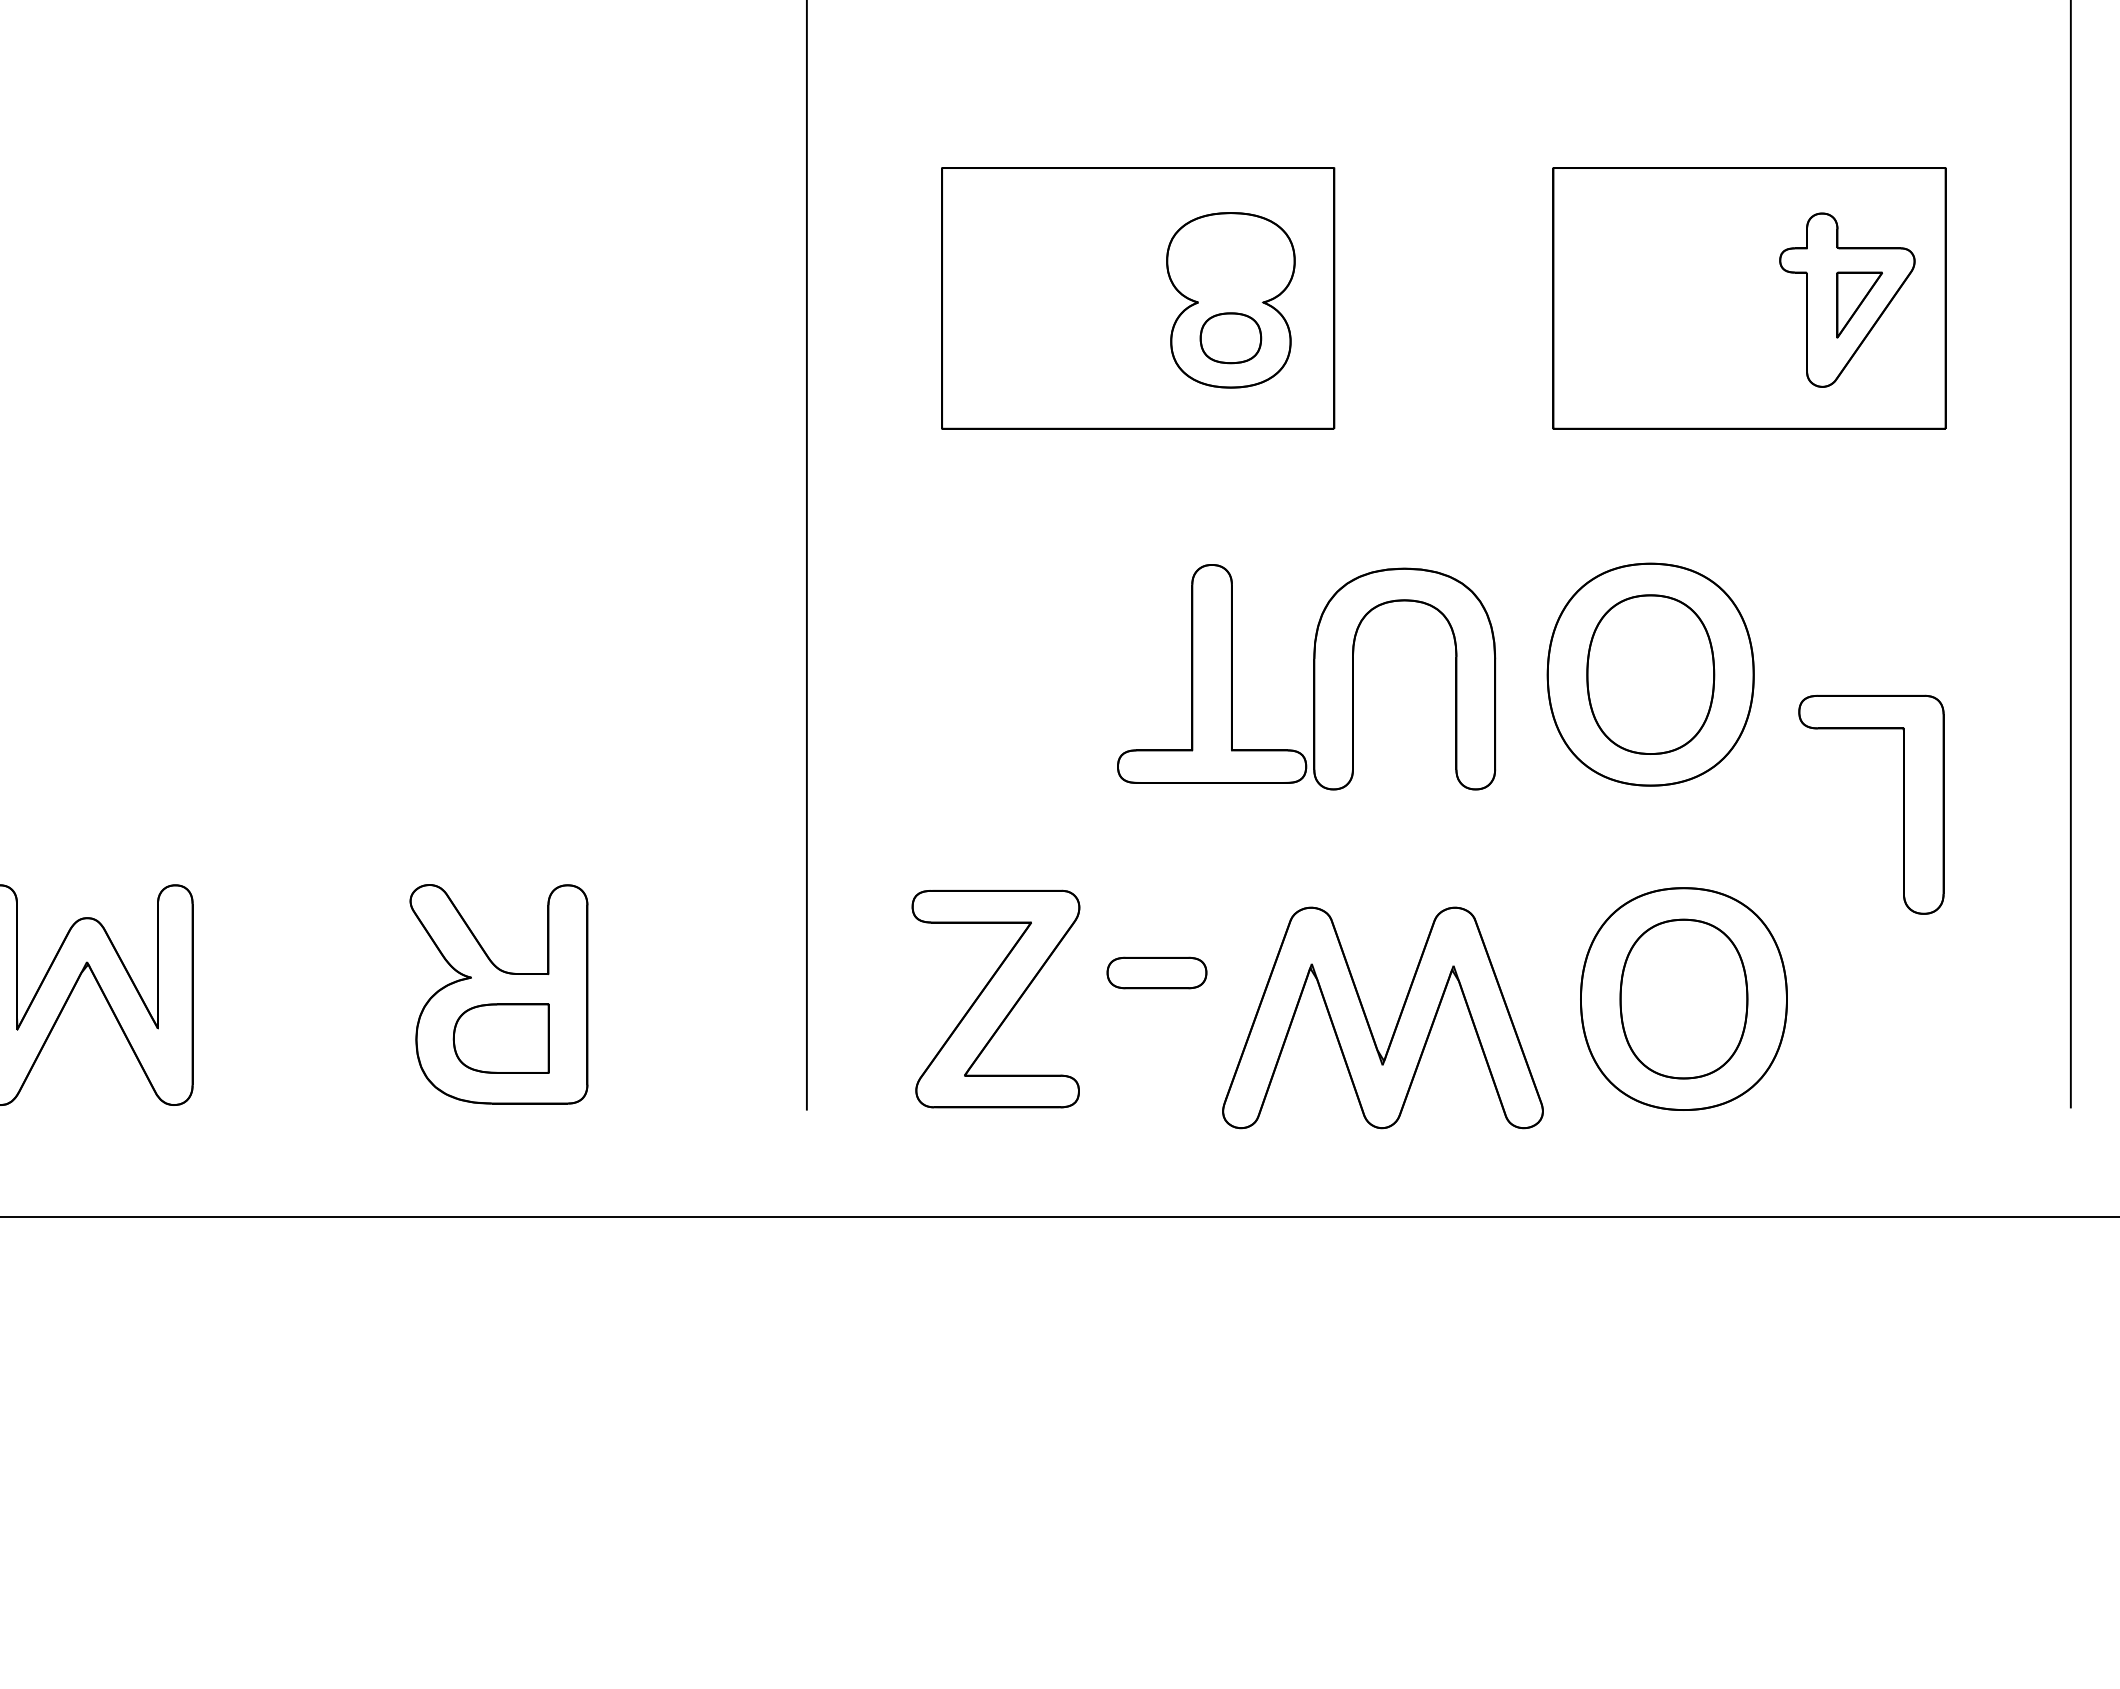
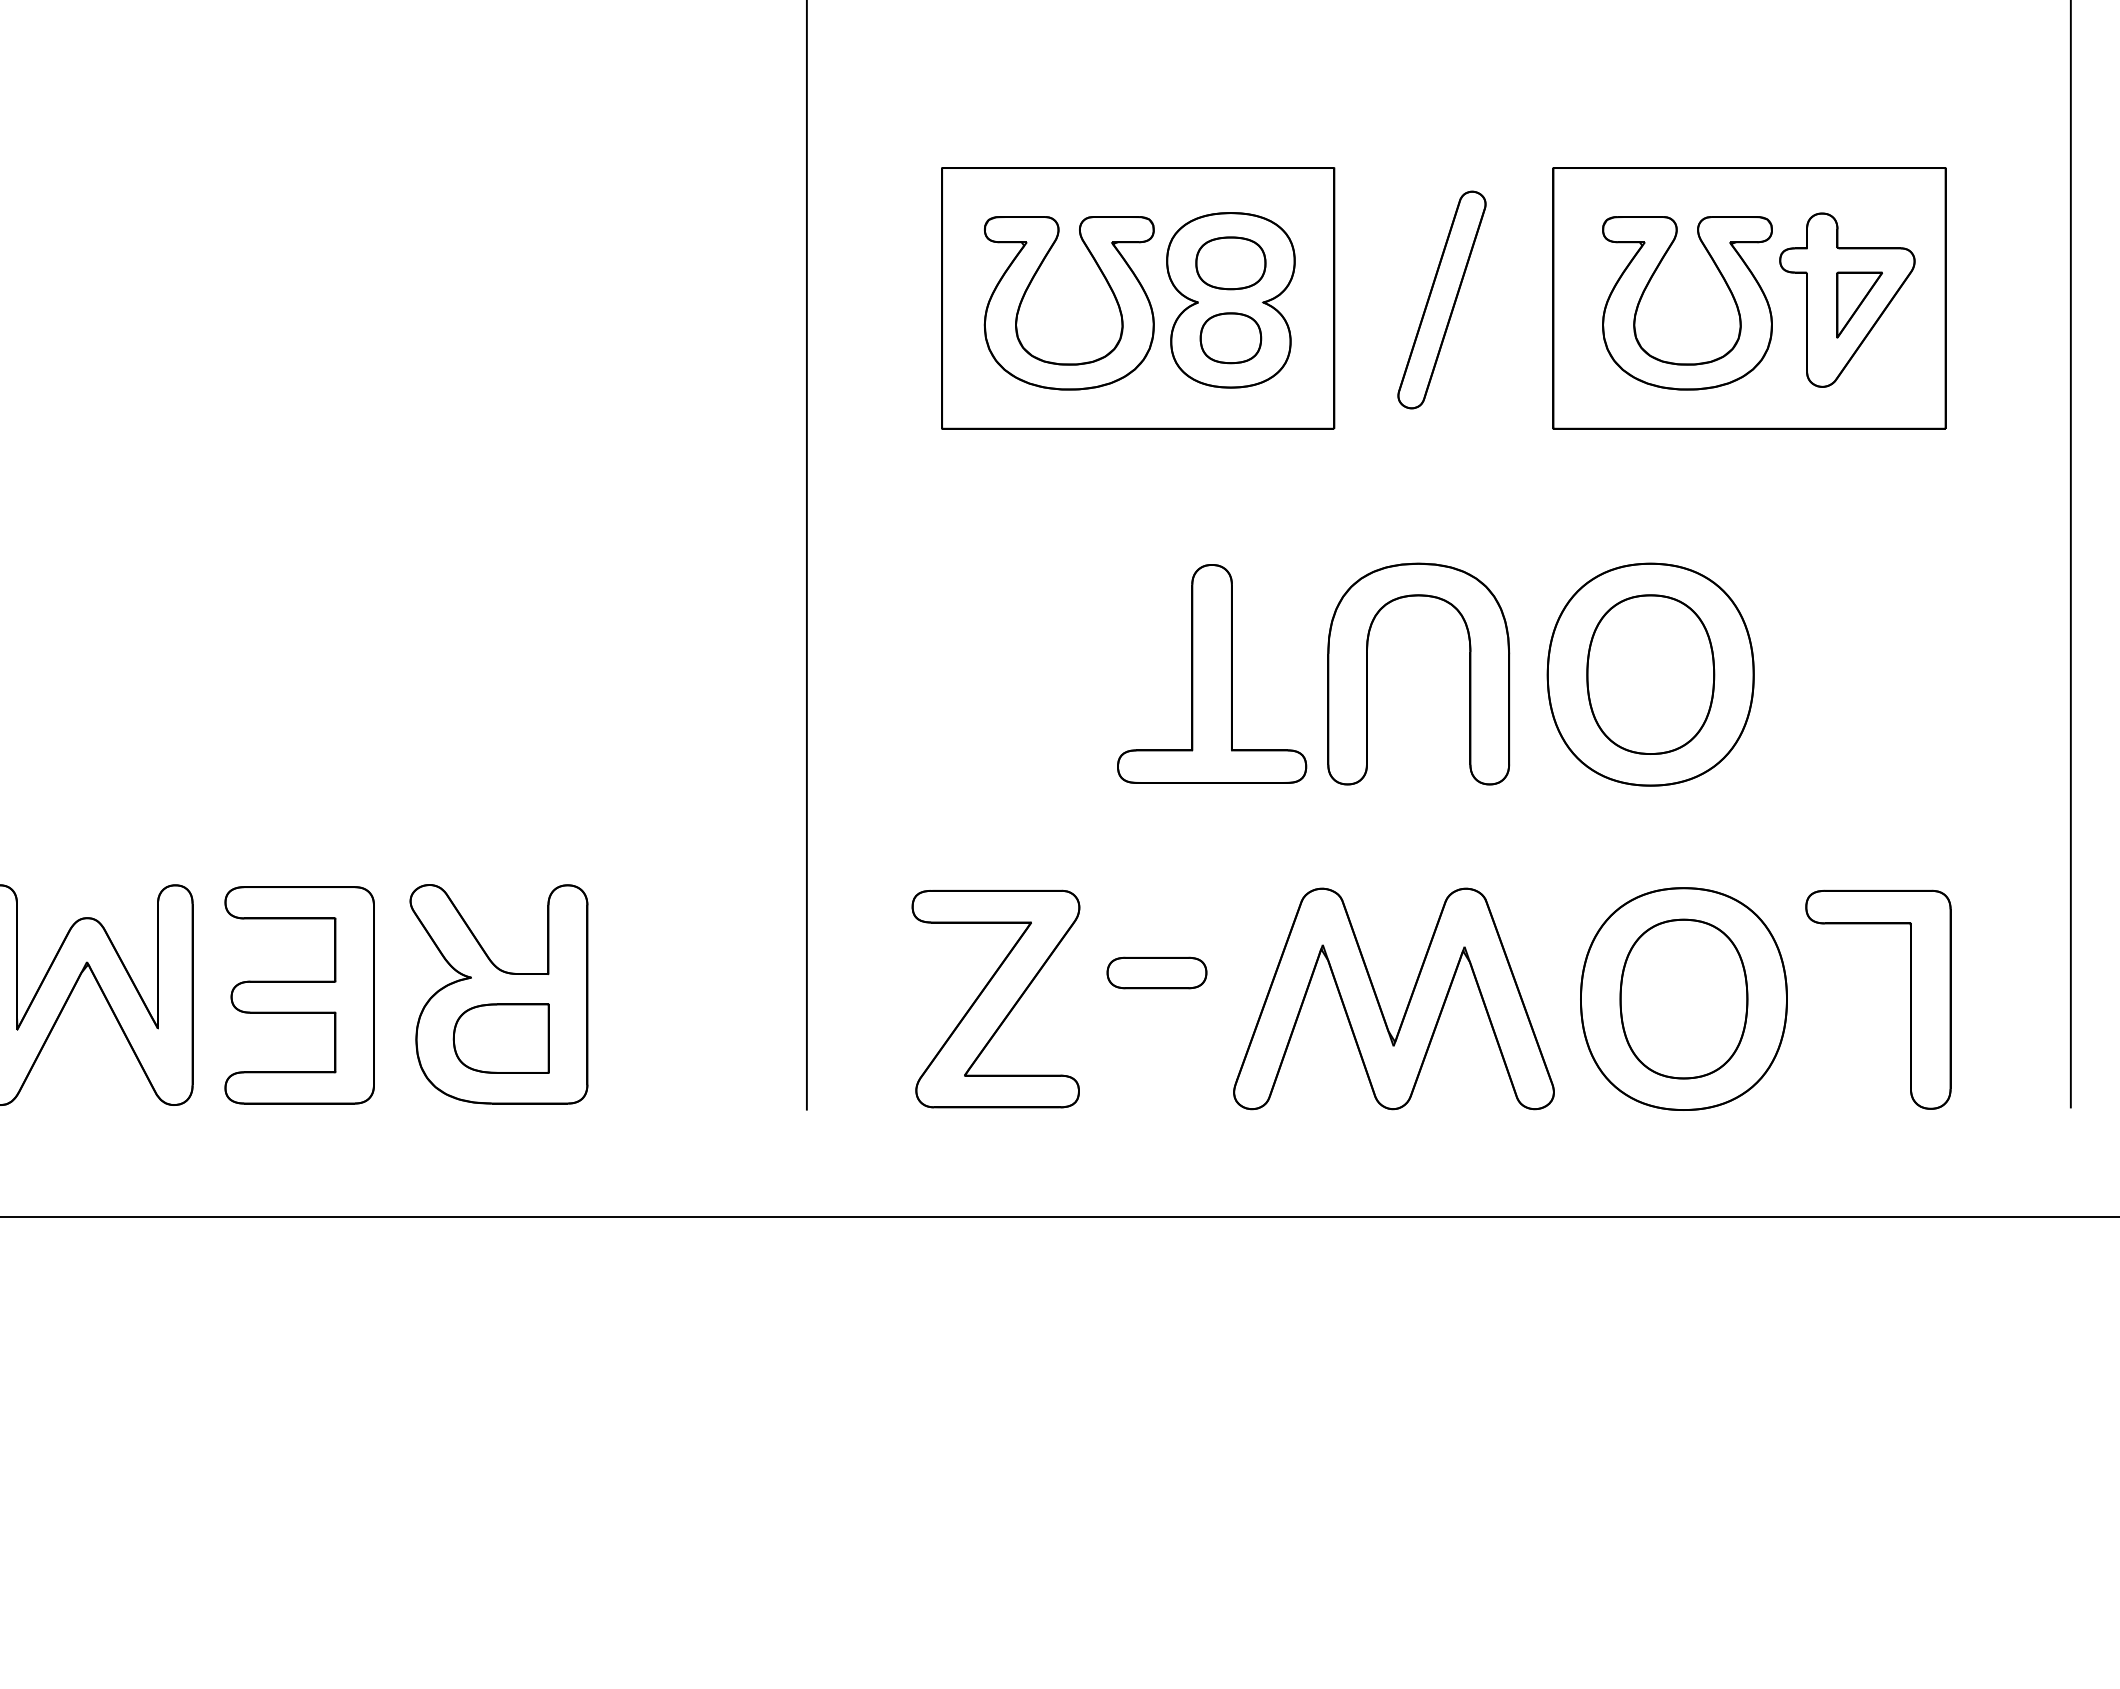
part: none -> present (1230, 263)
part: none -> present (1724, 282)
part: none -> present (1031, 283)
part: none -> present (1441, 299)
part position: (1353, 678) -> (1367, 673) (1367, 673)
part position: (1903, 804) -> (1910, 999) (1910, 999)
part: none -> present (299, 995)
part position: (1368, 1021) -> (1379, 1002) (1379, 1002)
